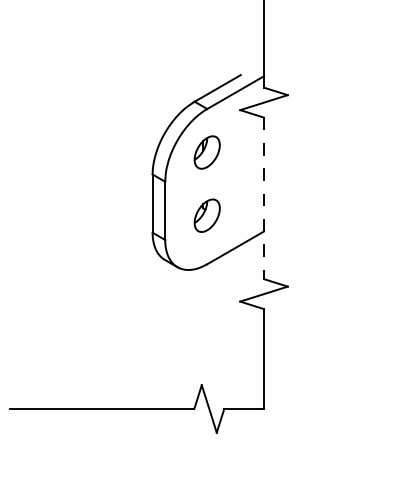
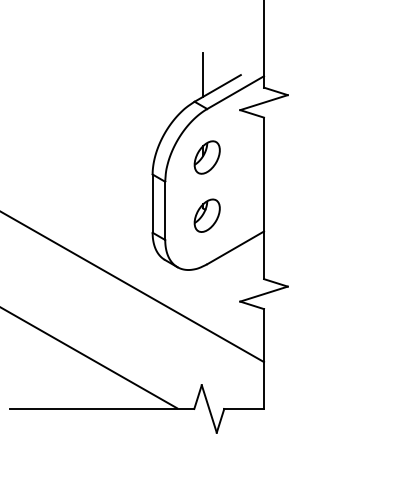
line: none -> present (203, 74)
part position: (206, 152) -> (206, 157) (206, 157)
line: dashed -> solid (264, 198)
line: none -> present (133, 287)
line: none -> present (89, 358)
